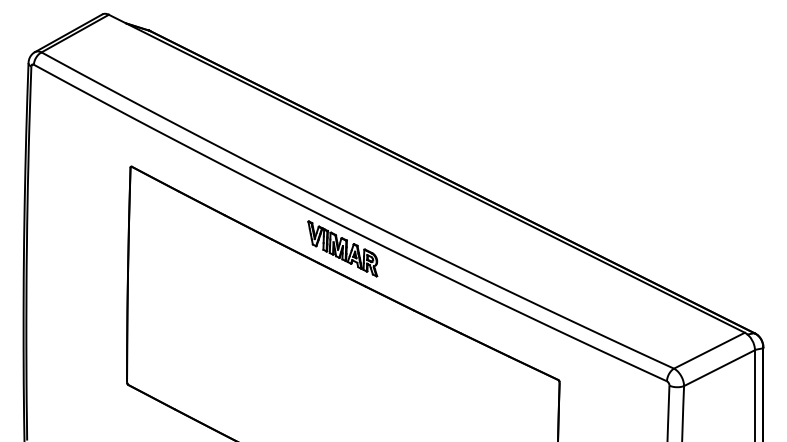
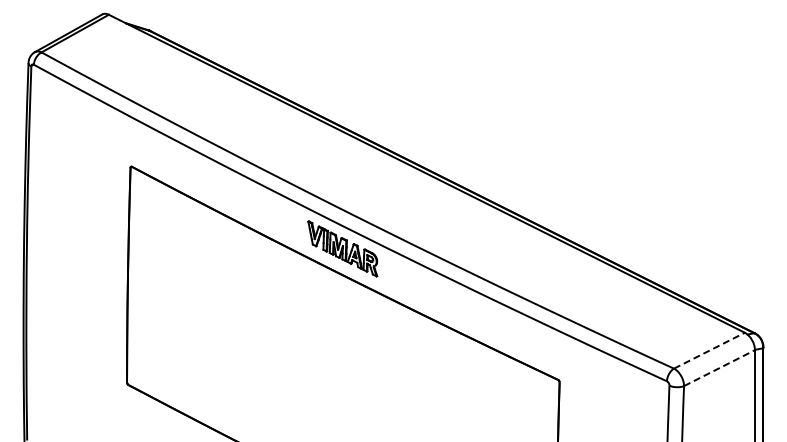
line: solid -> dashed (709, 350)
line: solid -> dashed (719, 368)
